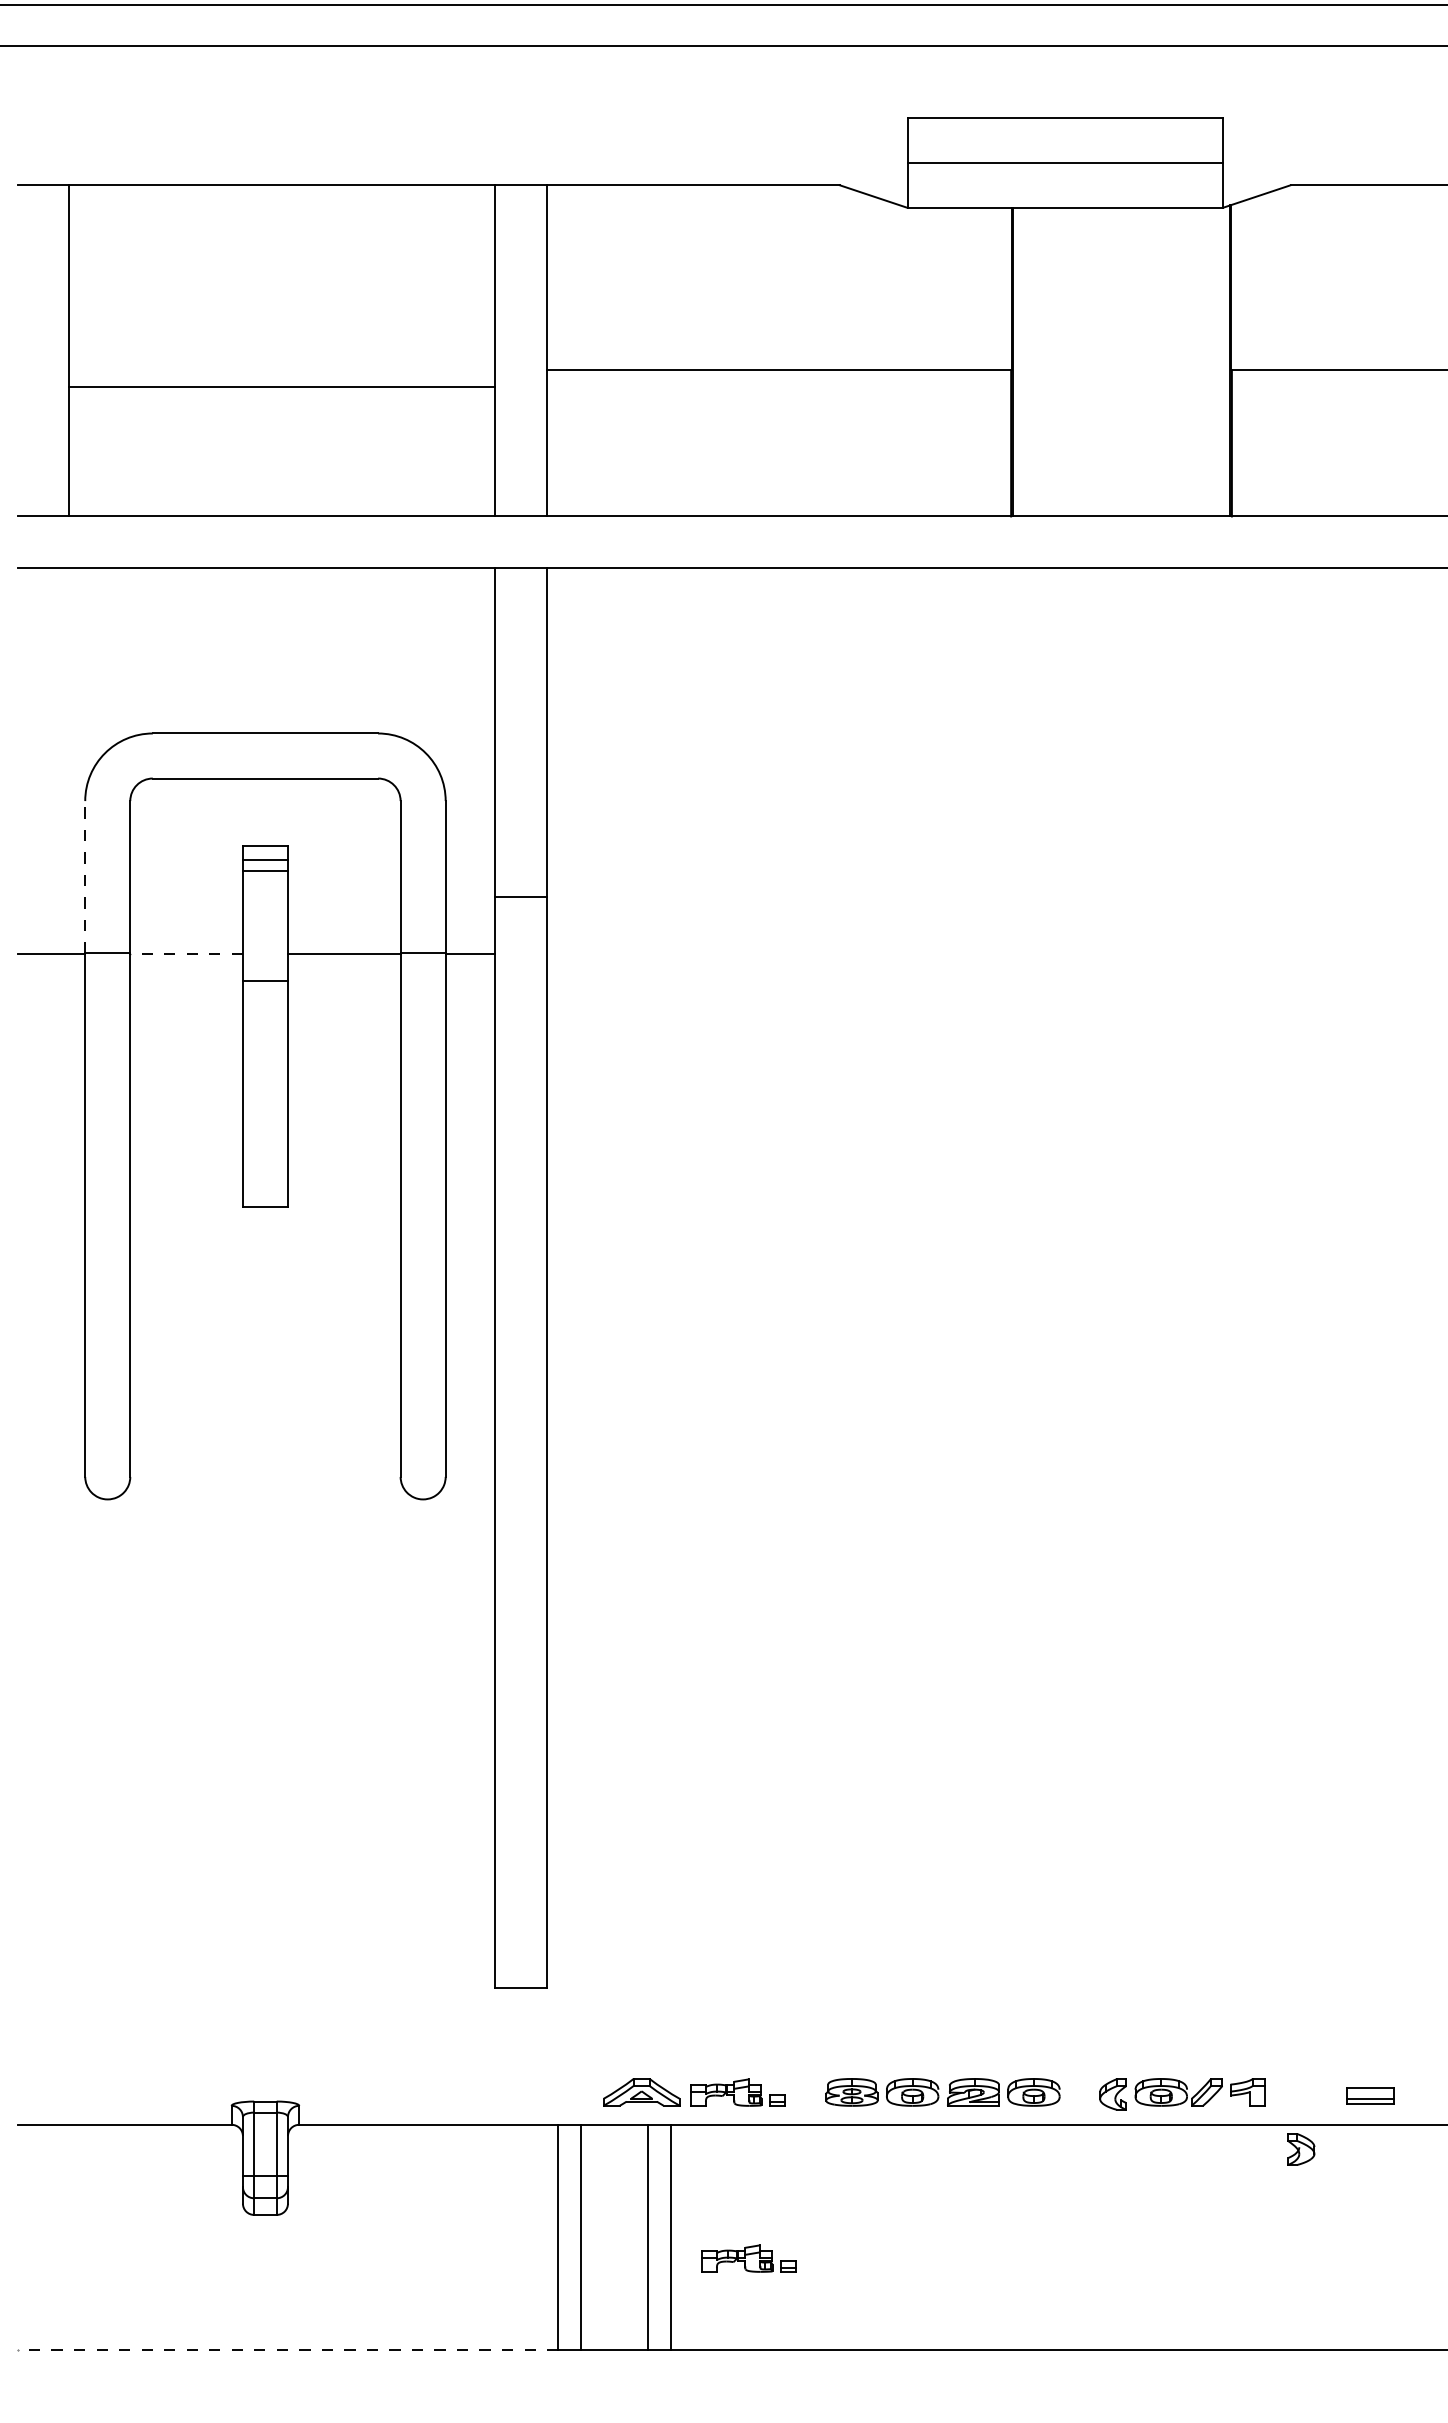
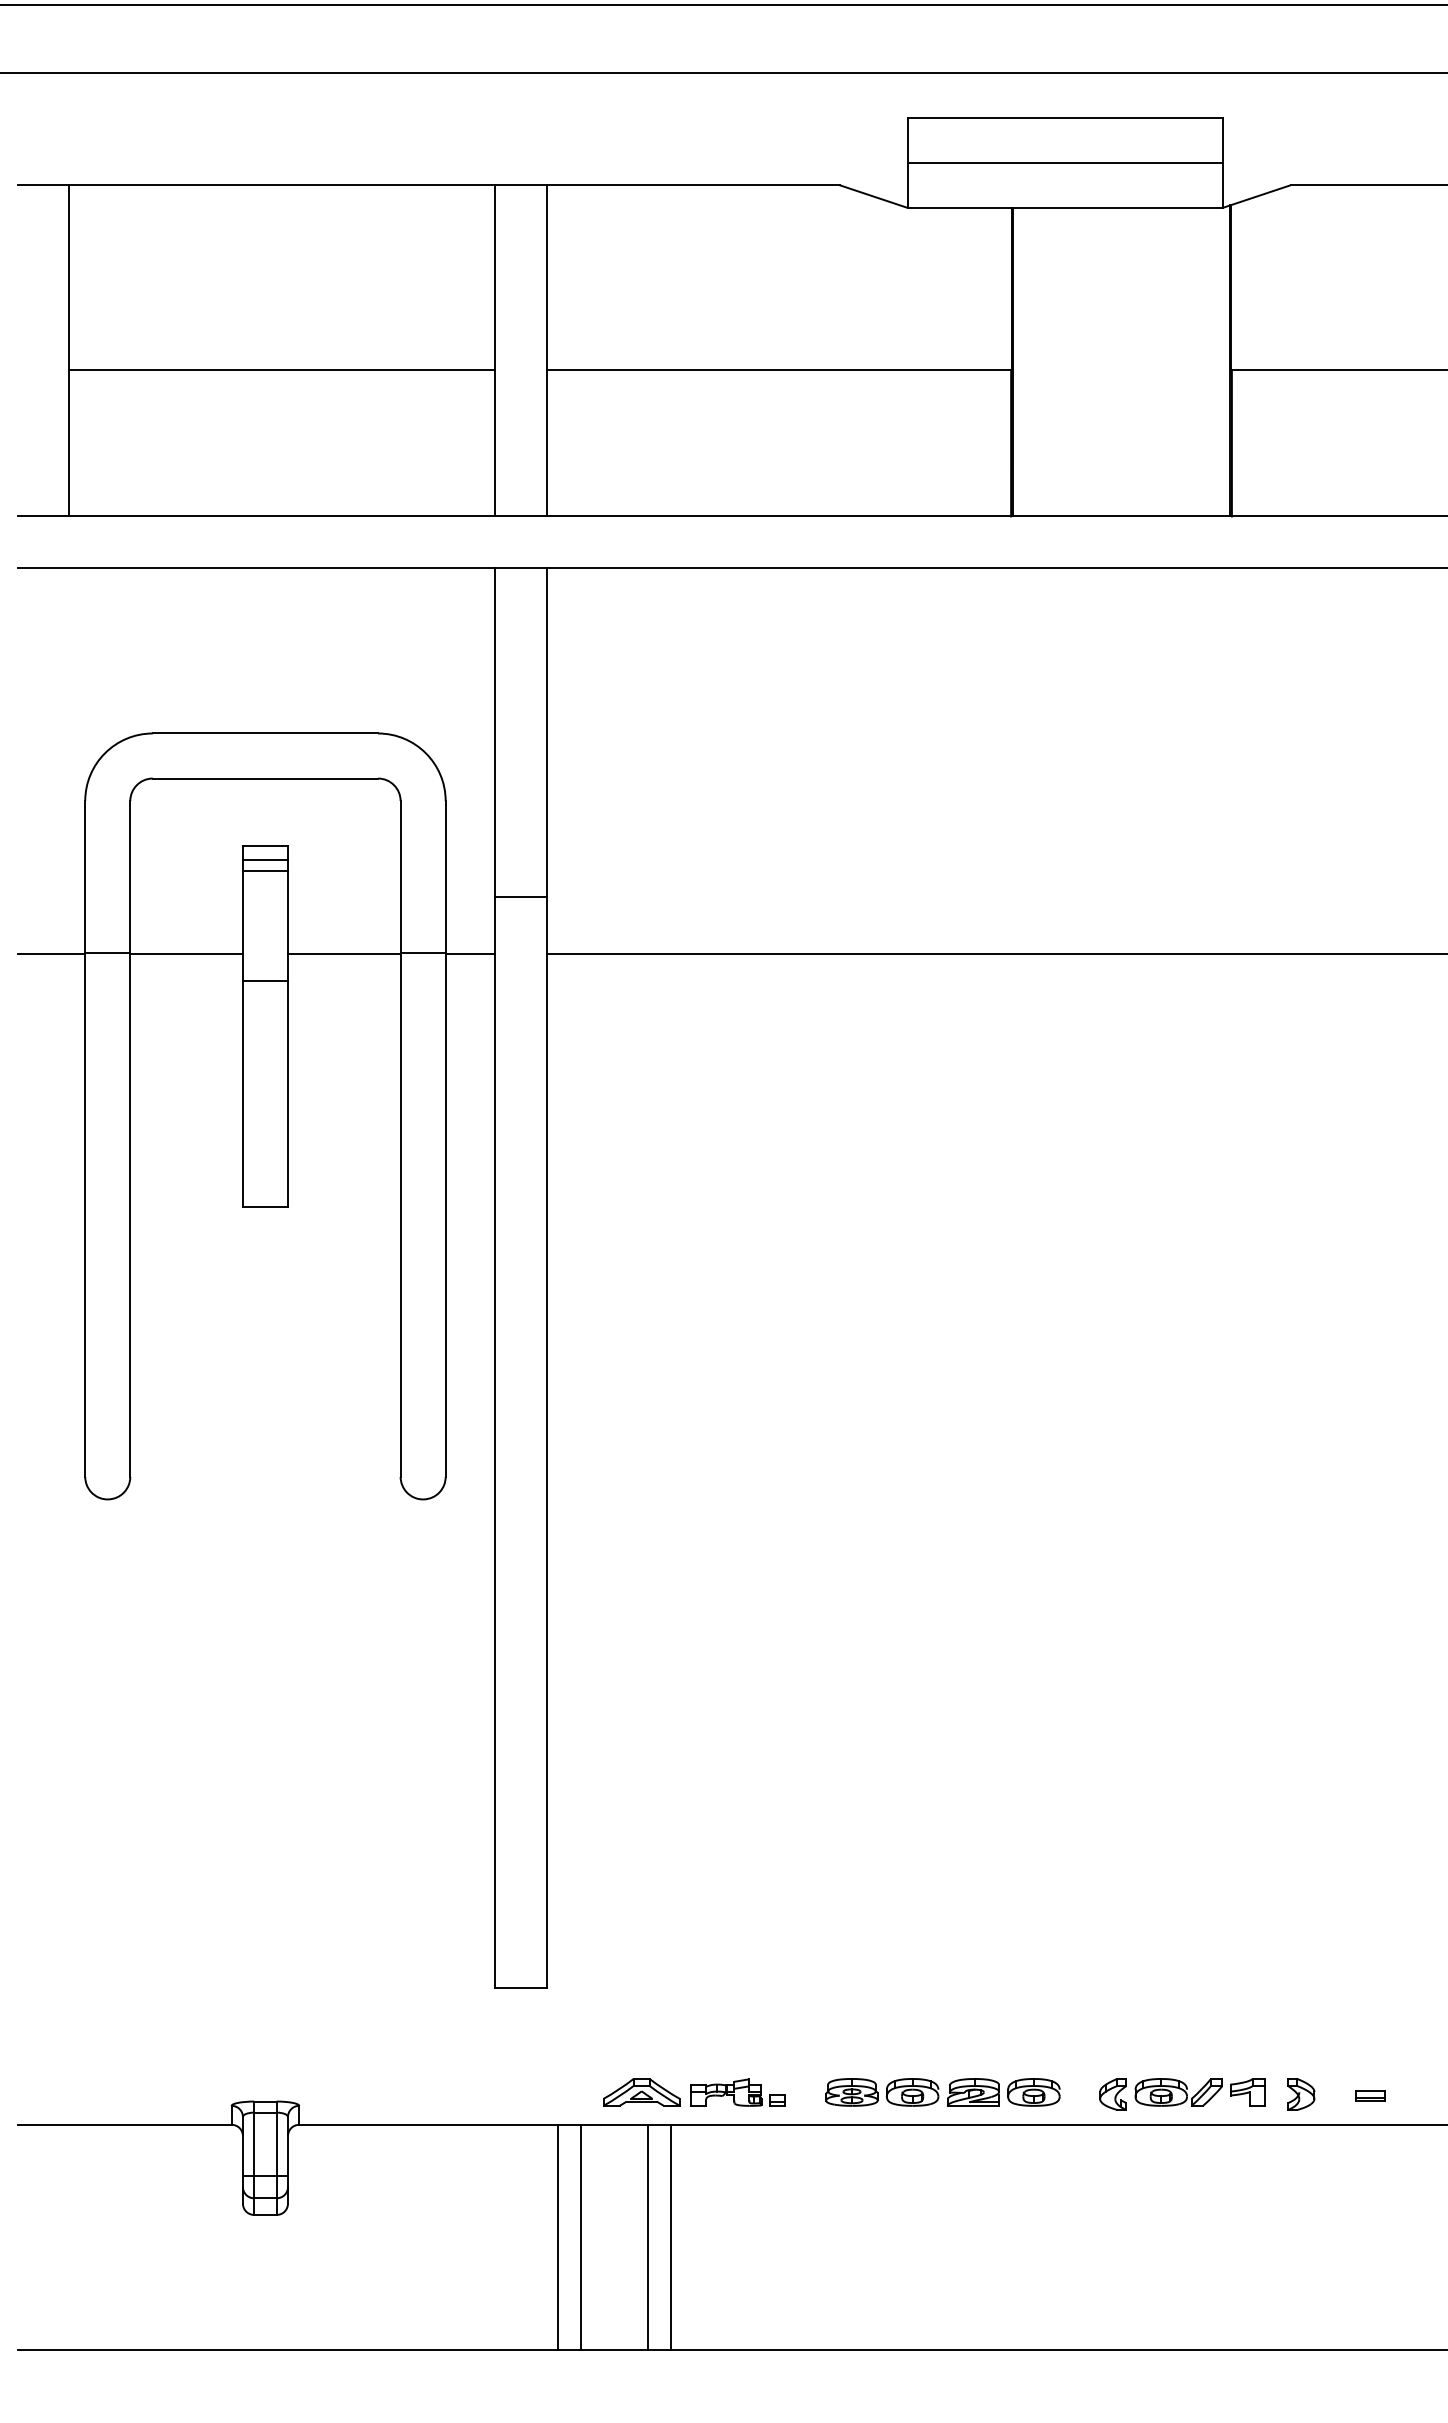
line position: (723, 45) -> (723, 72) (723, 72)
line position: (281, 387) -> (281, 370) (281, 370)
line: dashed -> solid (85, 876)
line: dashed -> solid (186, 953)
line: none -> present (995, 953)
part size: 49x18 px -> 31x12 px (1370, 2095)
part position: (1301, 2149) -> (1301, 2094) (1301, 2094)
part: present -> none (748, 2258)
line: dashed -> solid (287, 2350)
